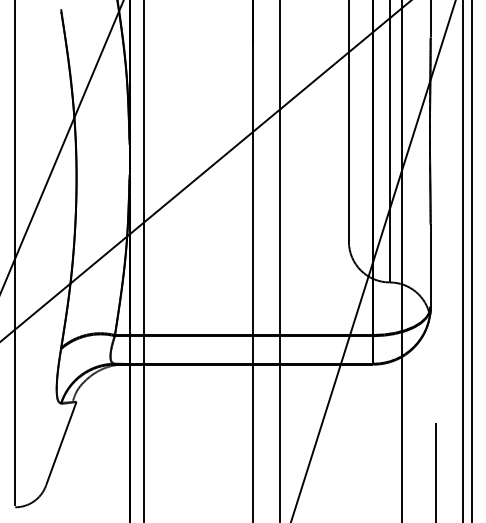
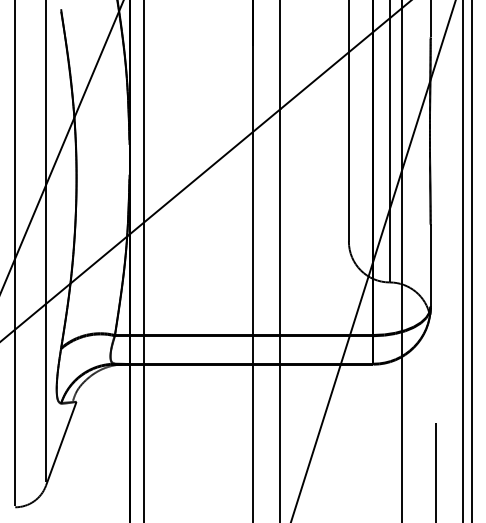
line: none -> present (46, 242)
